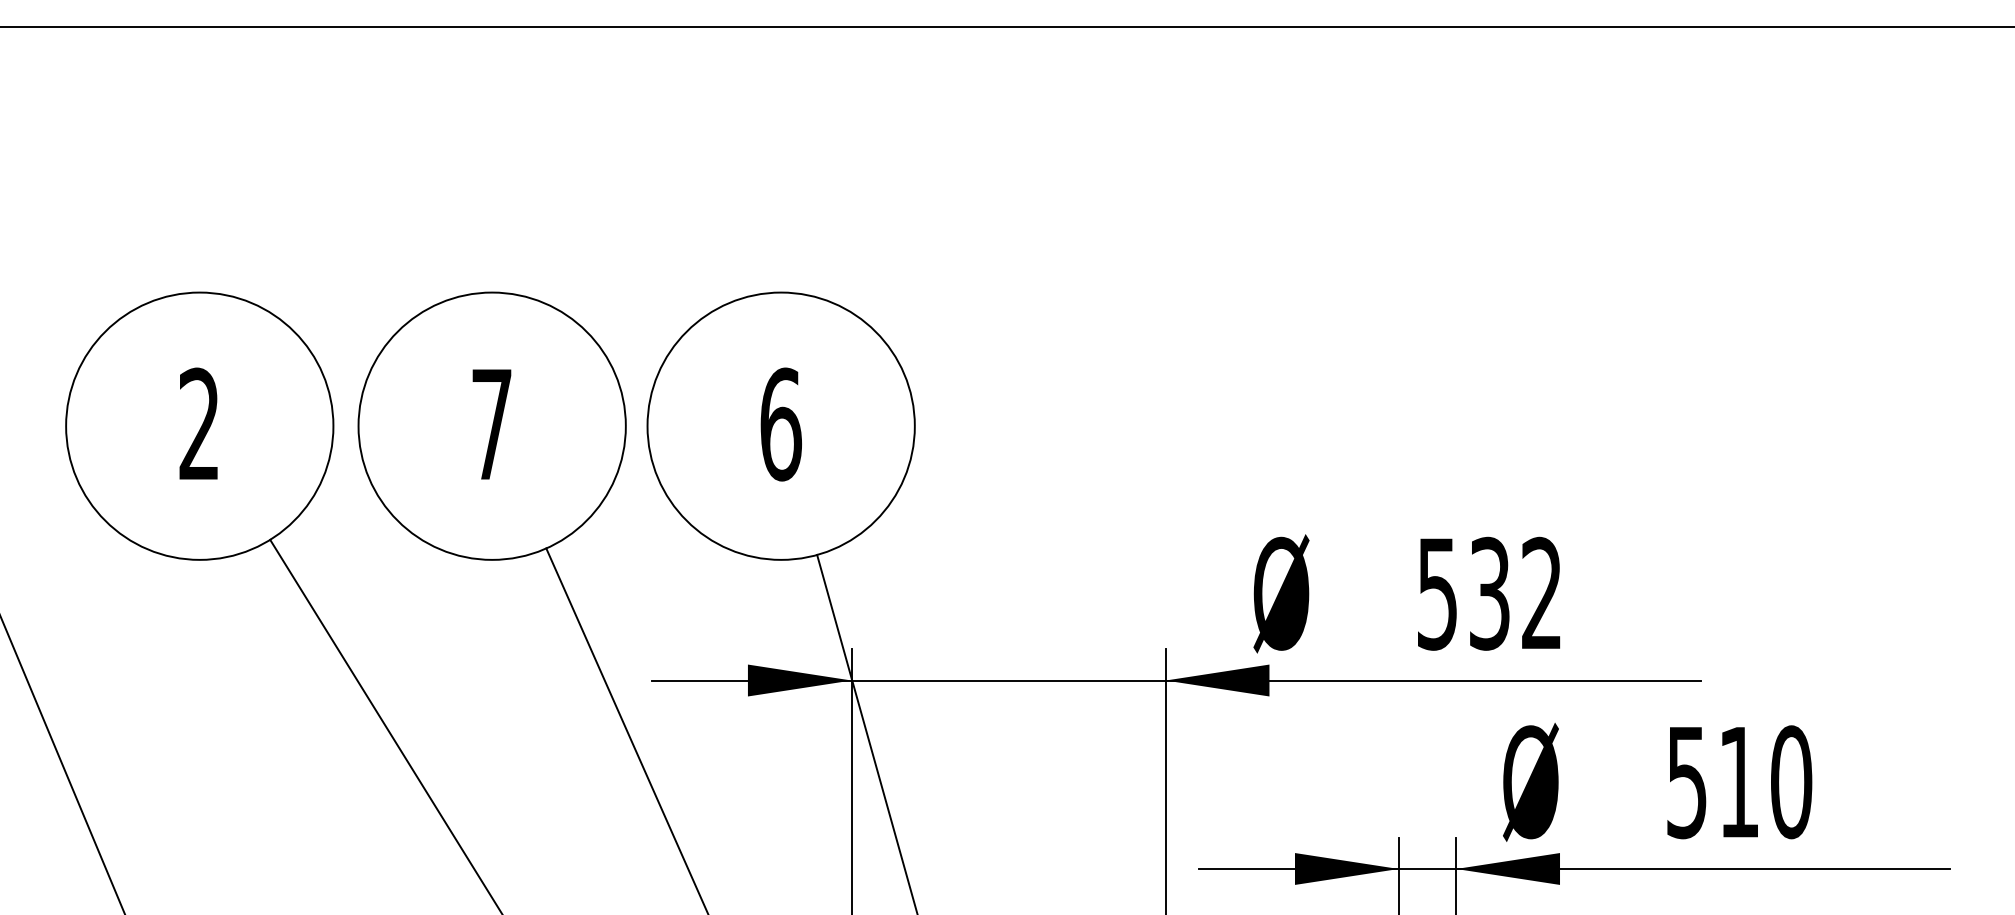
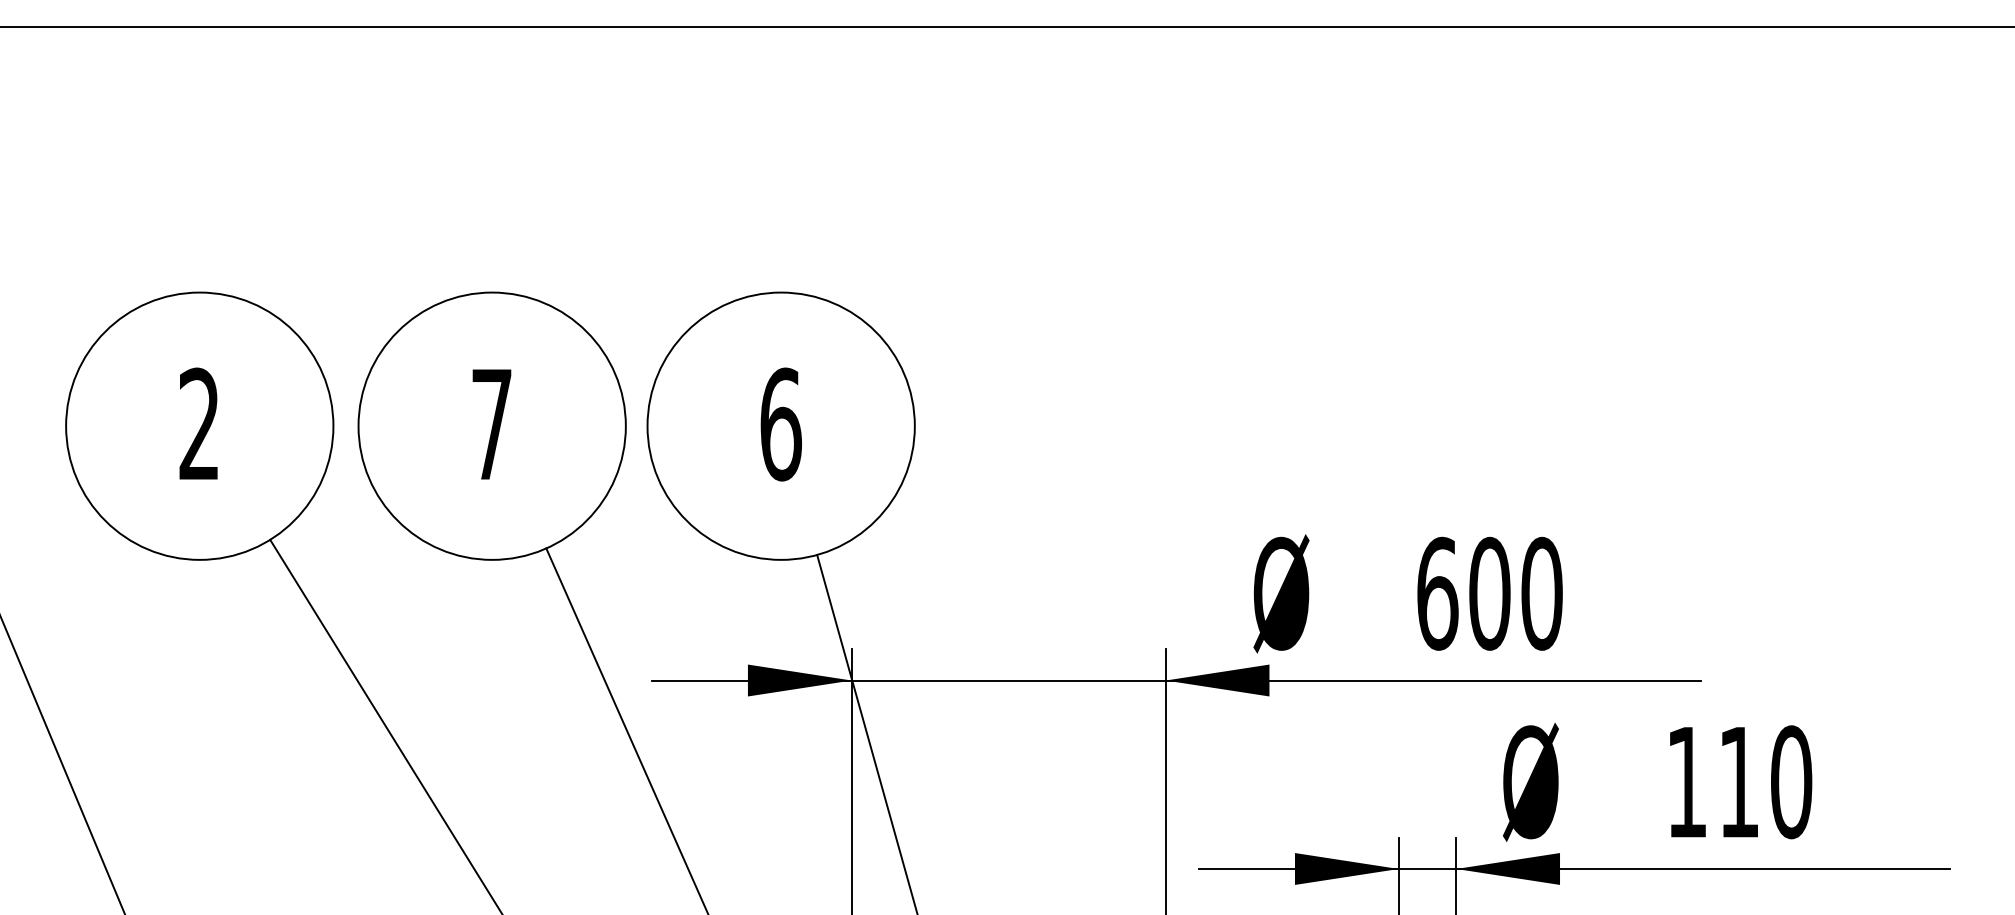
text: 532 -> 600 (1489, 593)
text: 510 -> 110 (1686, 783)
